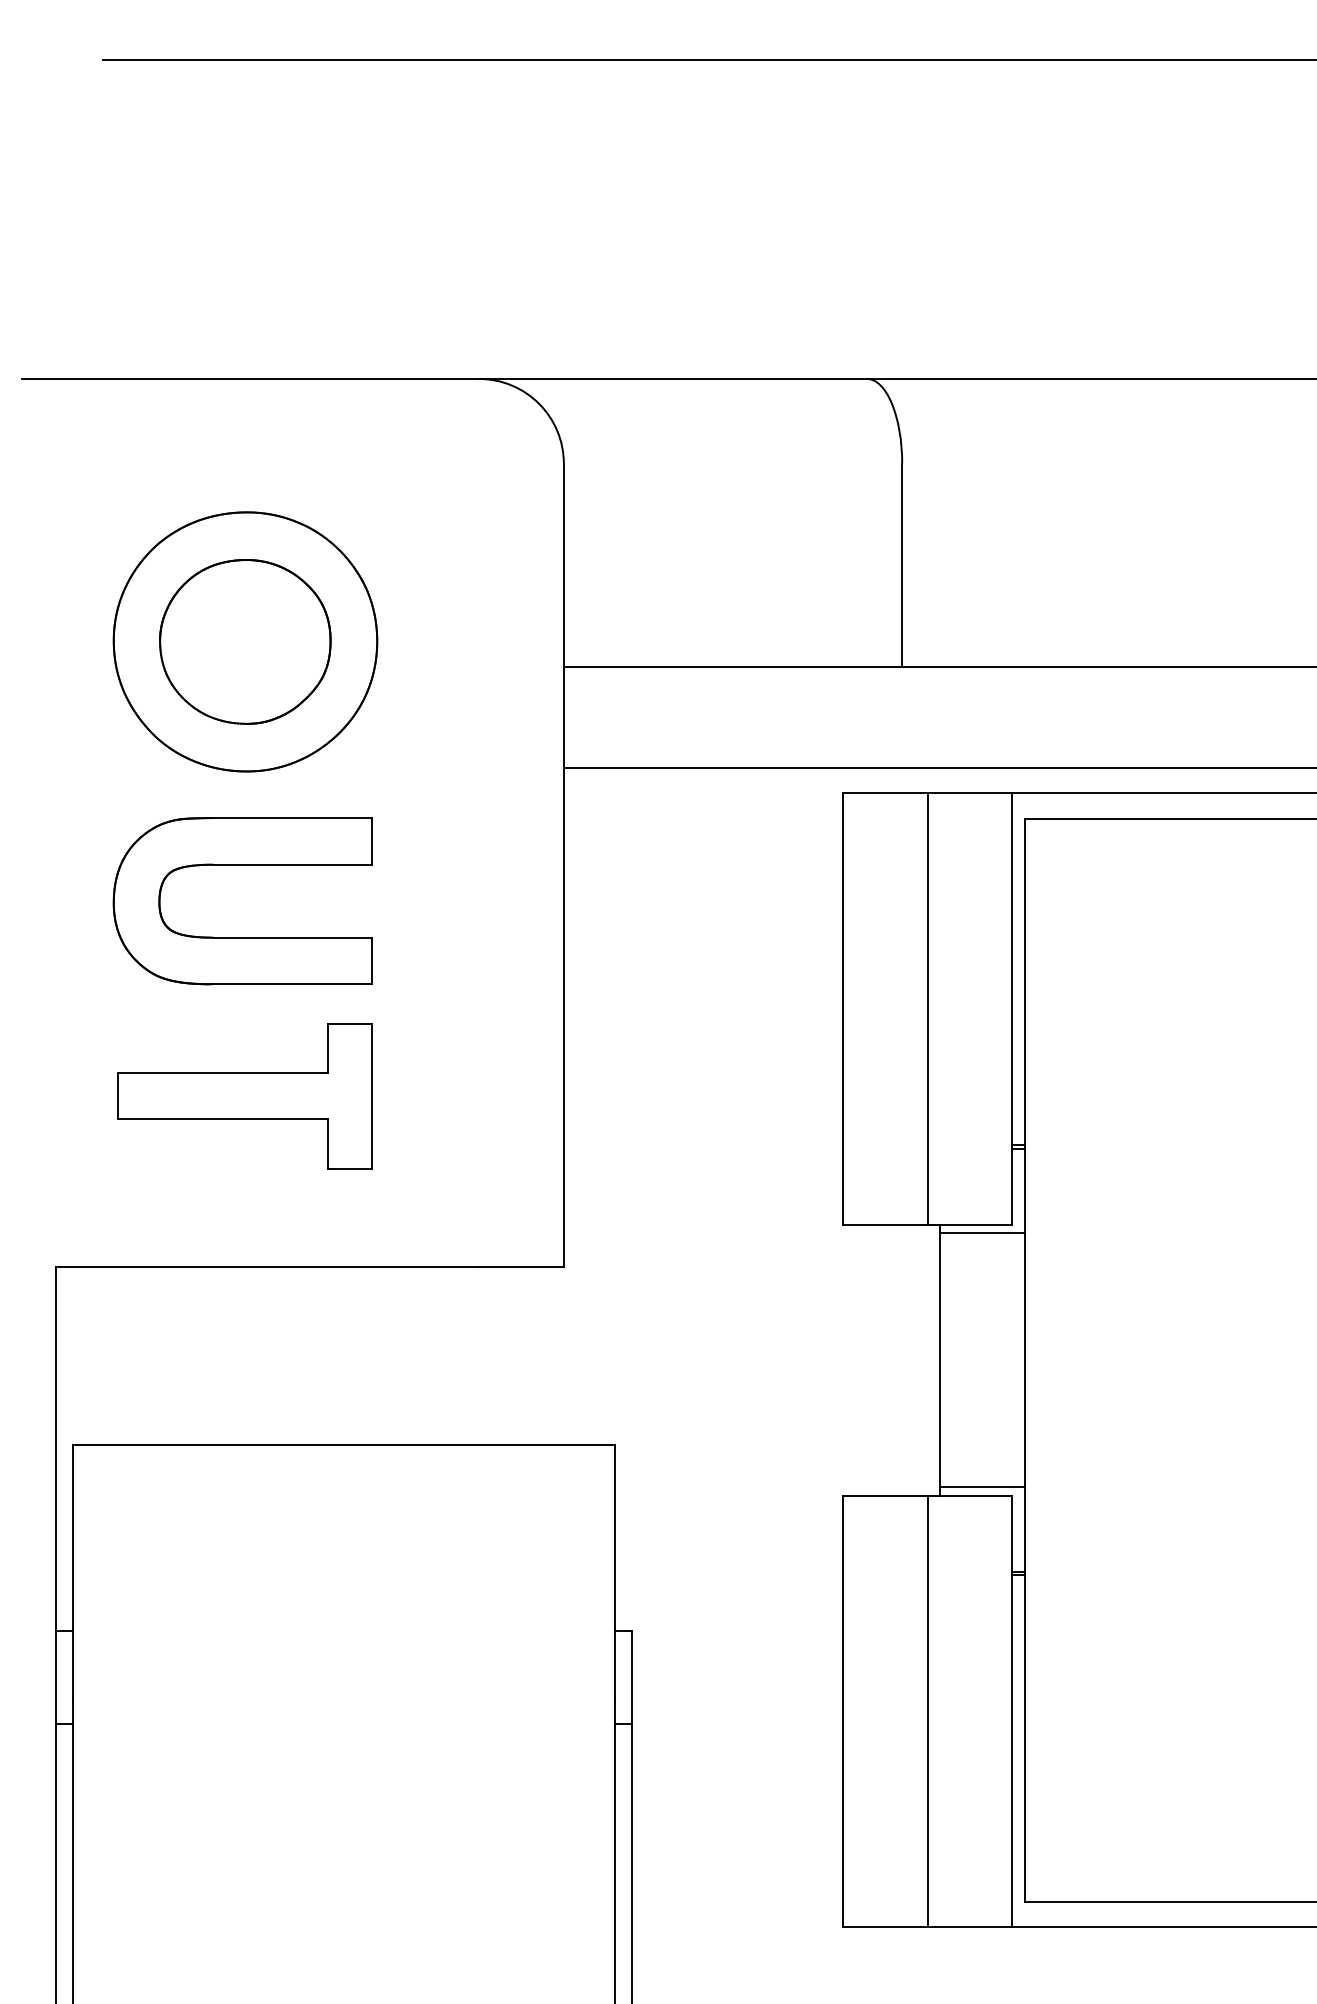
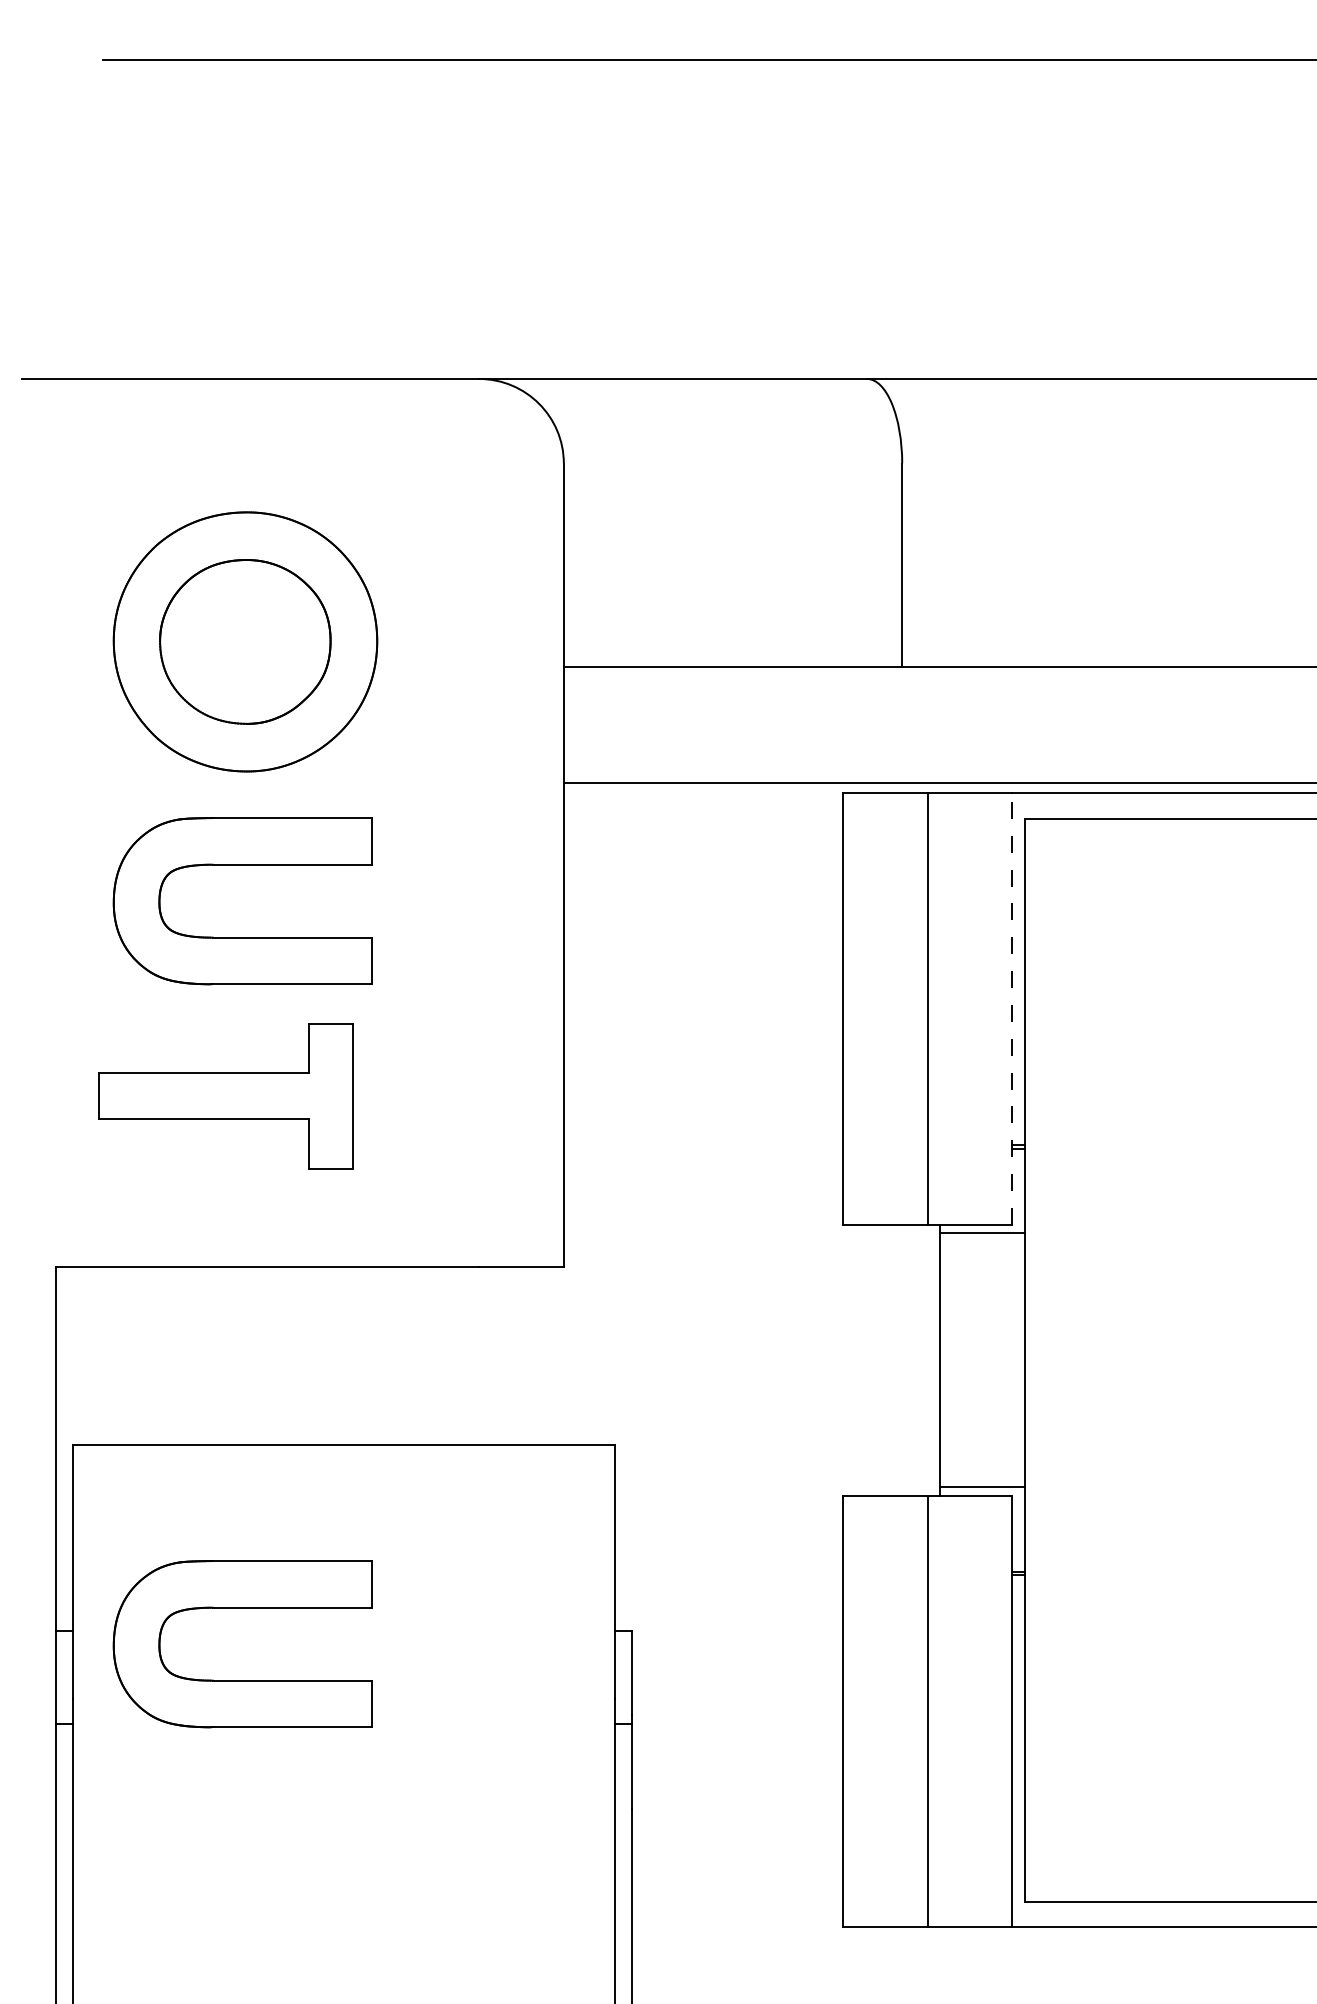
line position: (938, 768) -> (938, 783) (938, 783)
line: solid -> dashed (1012, 1009)
part position: (244, 1096) -> (225, 1096) (225, 1096)
part: none -> present (242, 1608)
